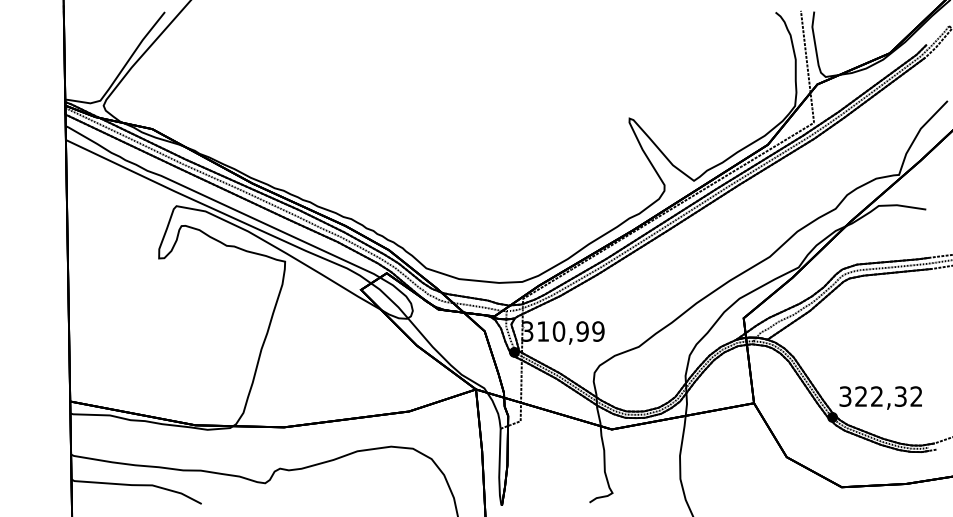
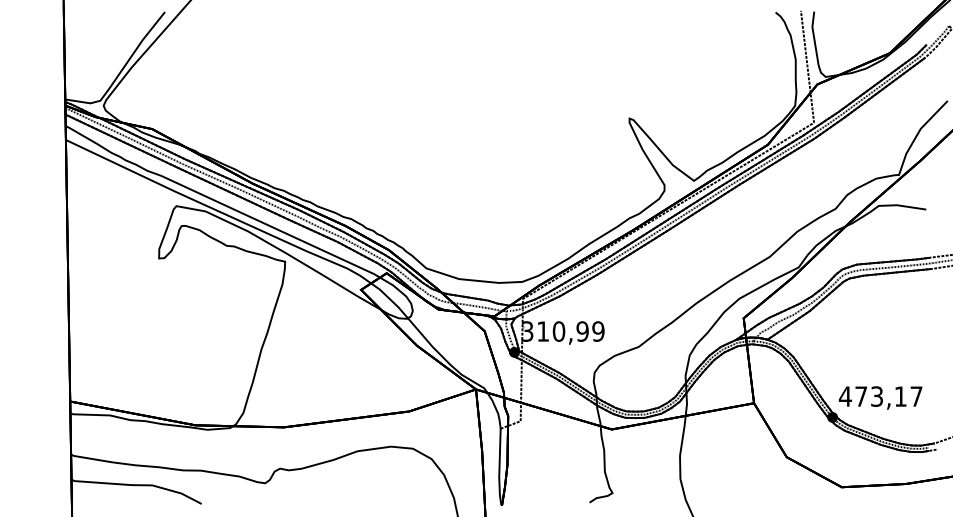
text: 322,32 -> 473,17 (880, 396)
